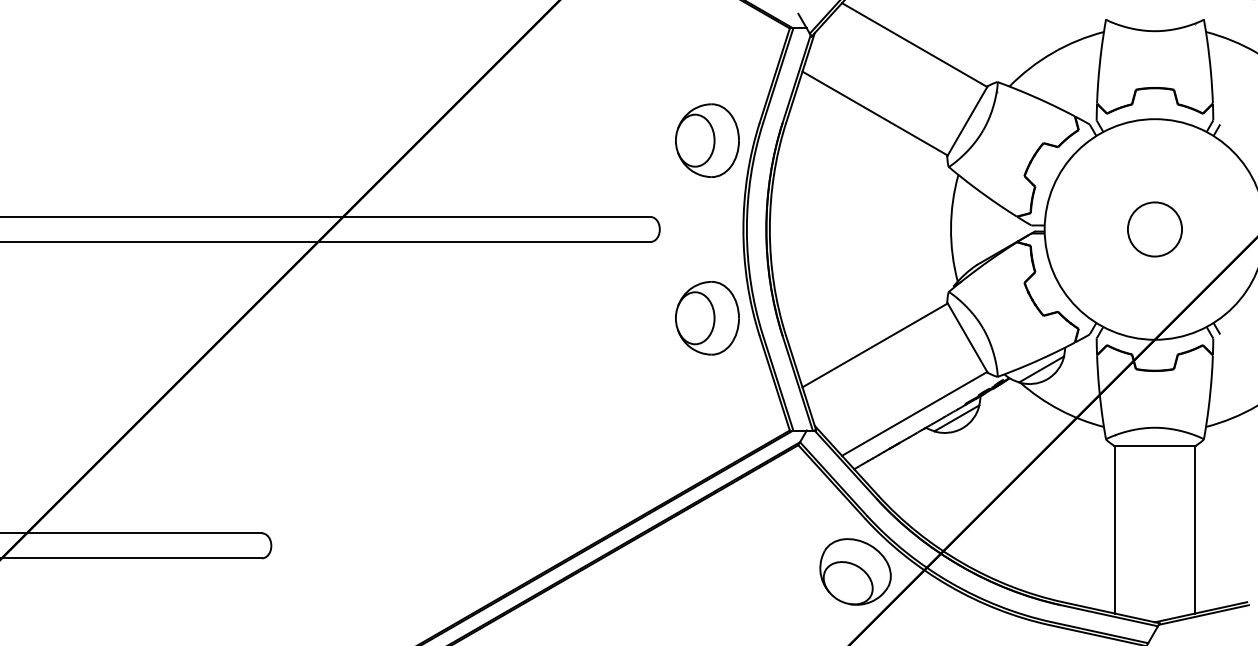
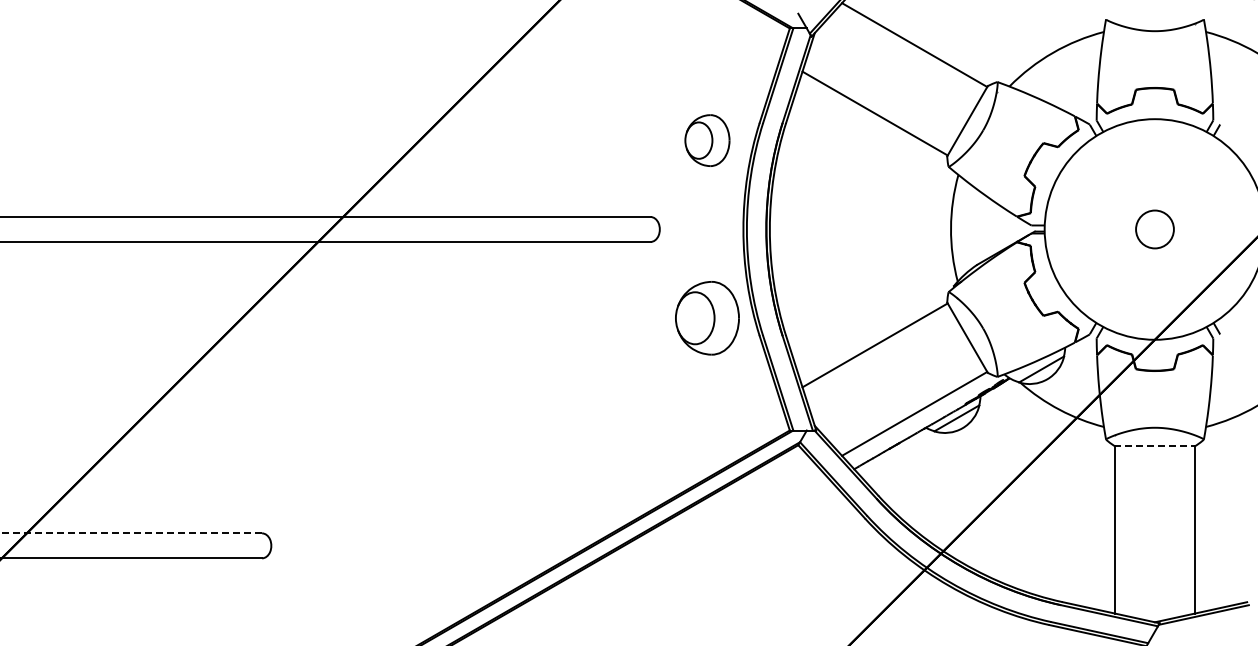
part size: 65x75 px -> 47x53 px (707, 140)
circle diameter: 54 px -> 38 px (1154, 229)
line: solid -> dashed (1154, 445)
line: solid -> dashed (131, 533)
part: present -> none (855, 571)
